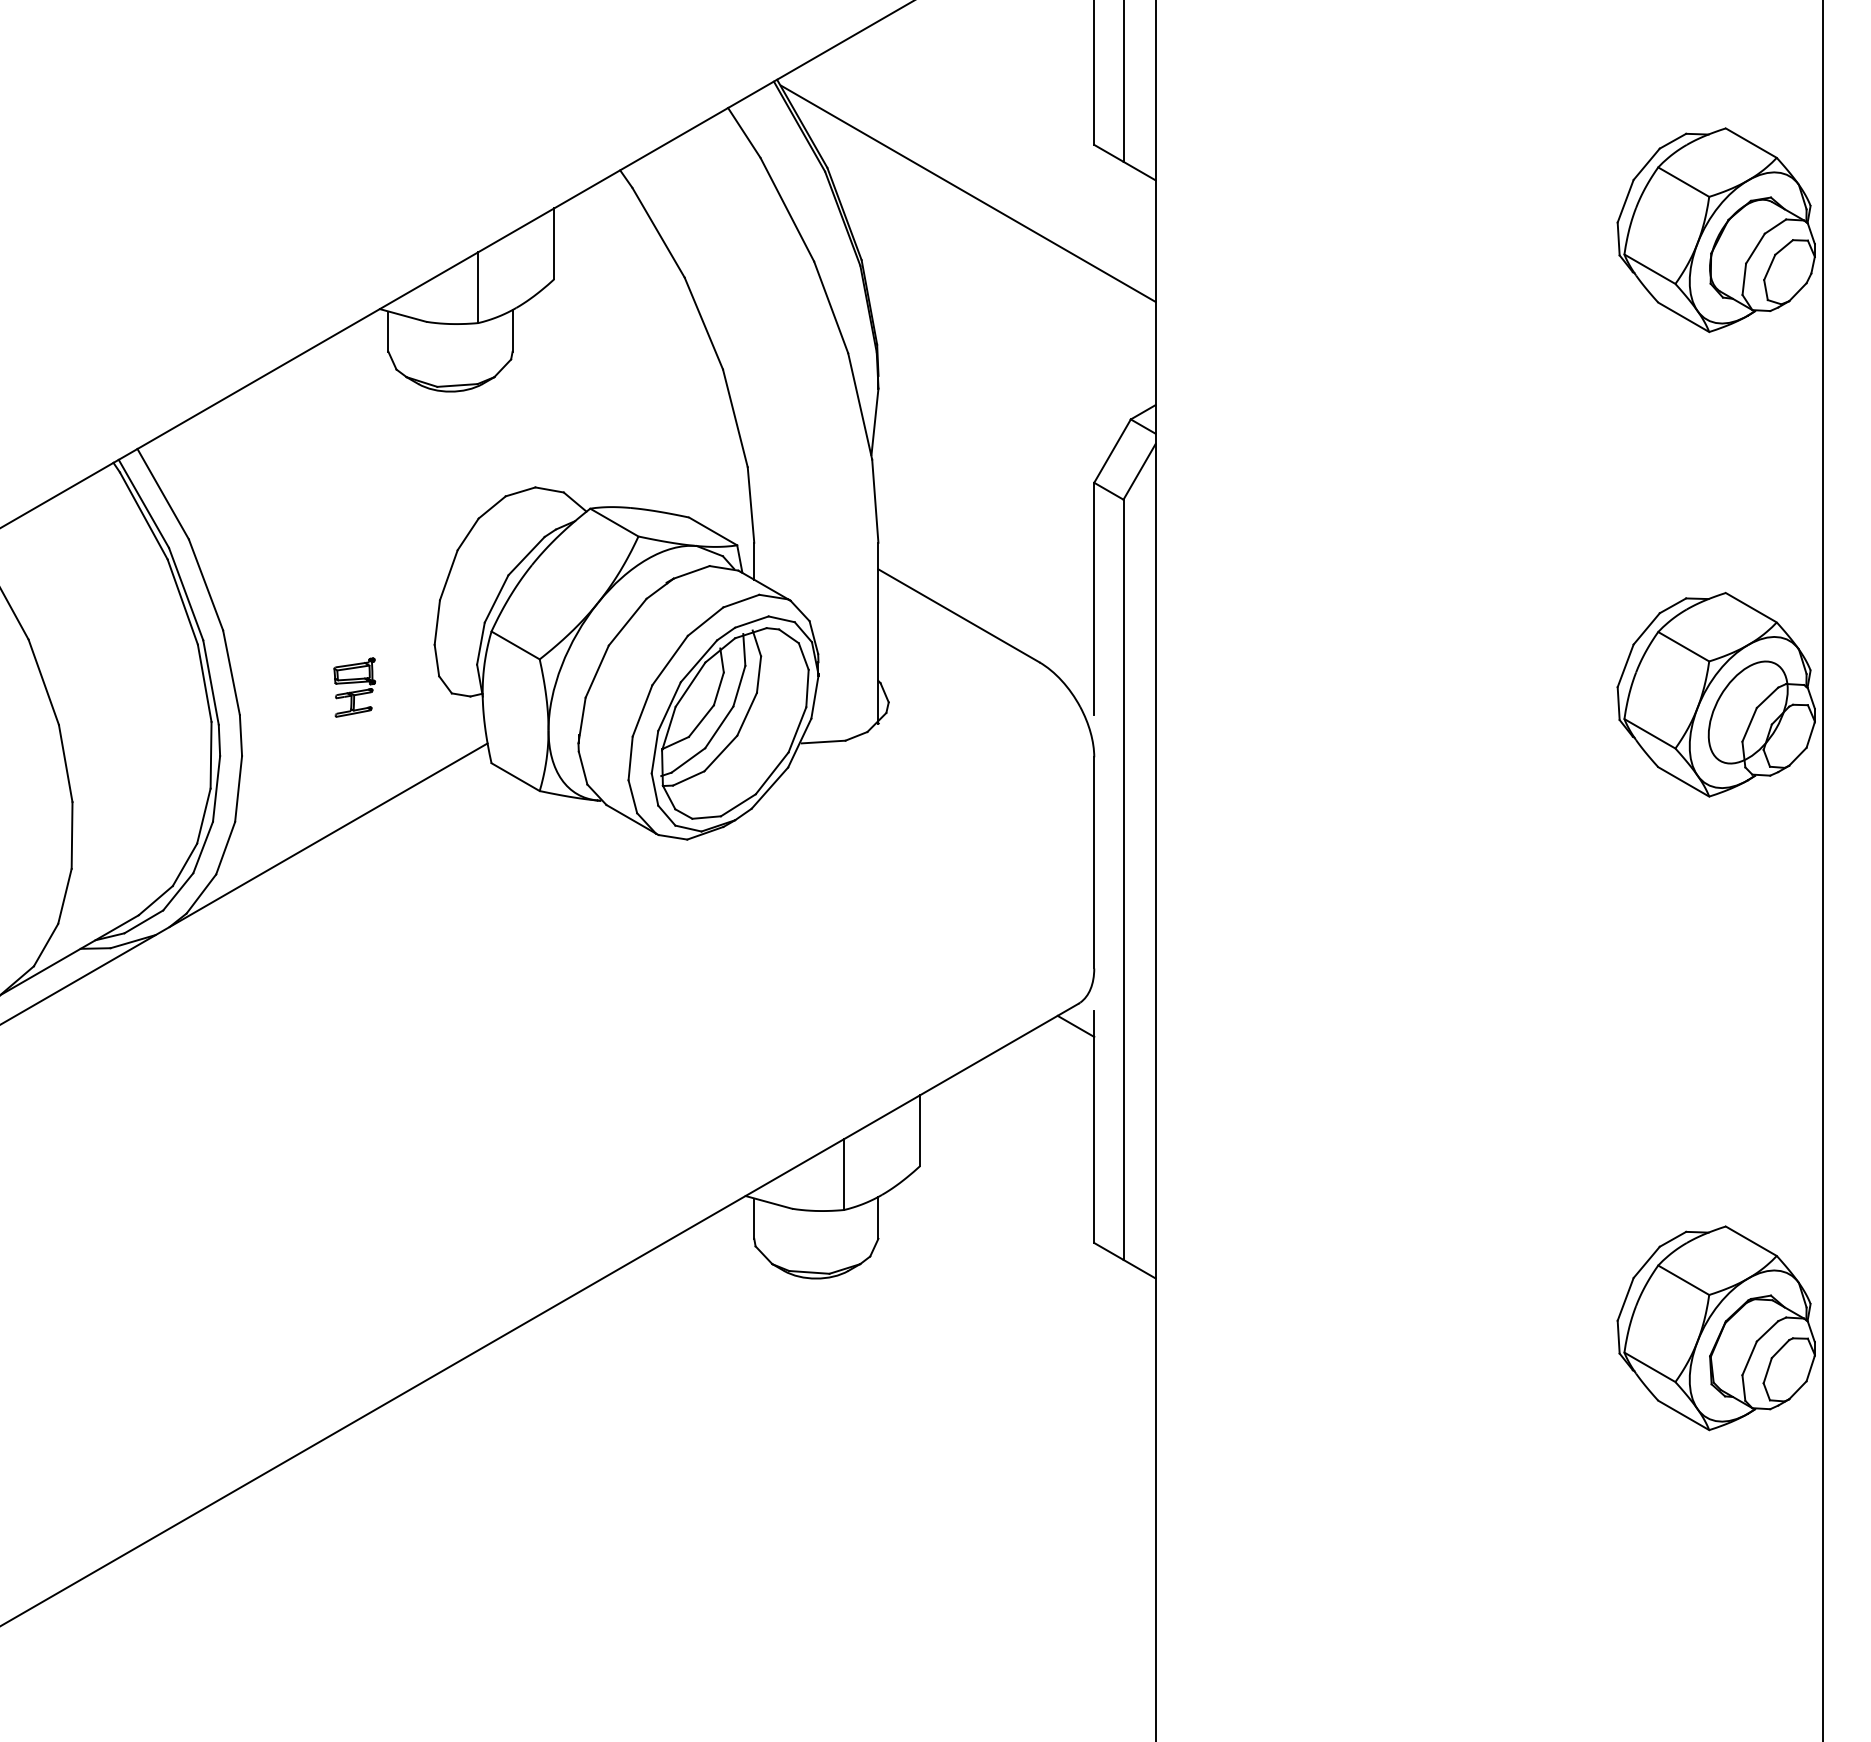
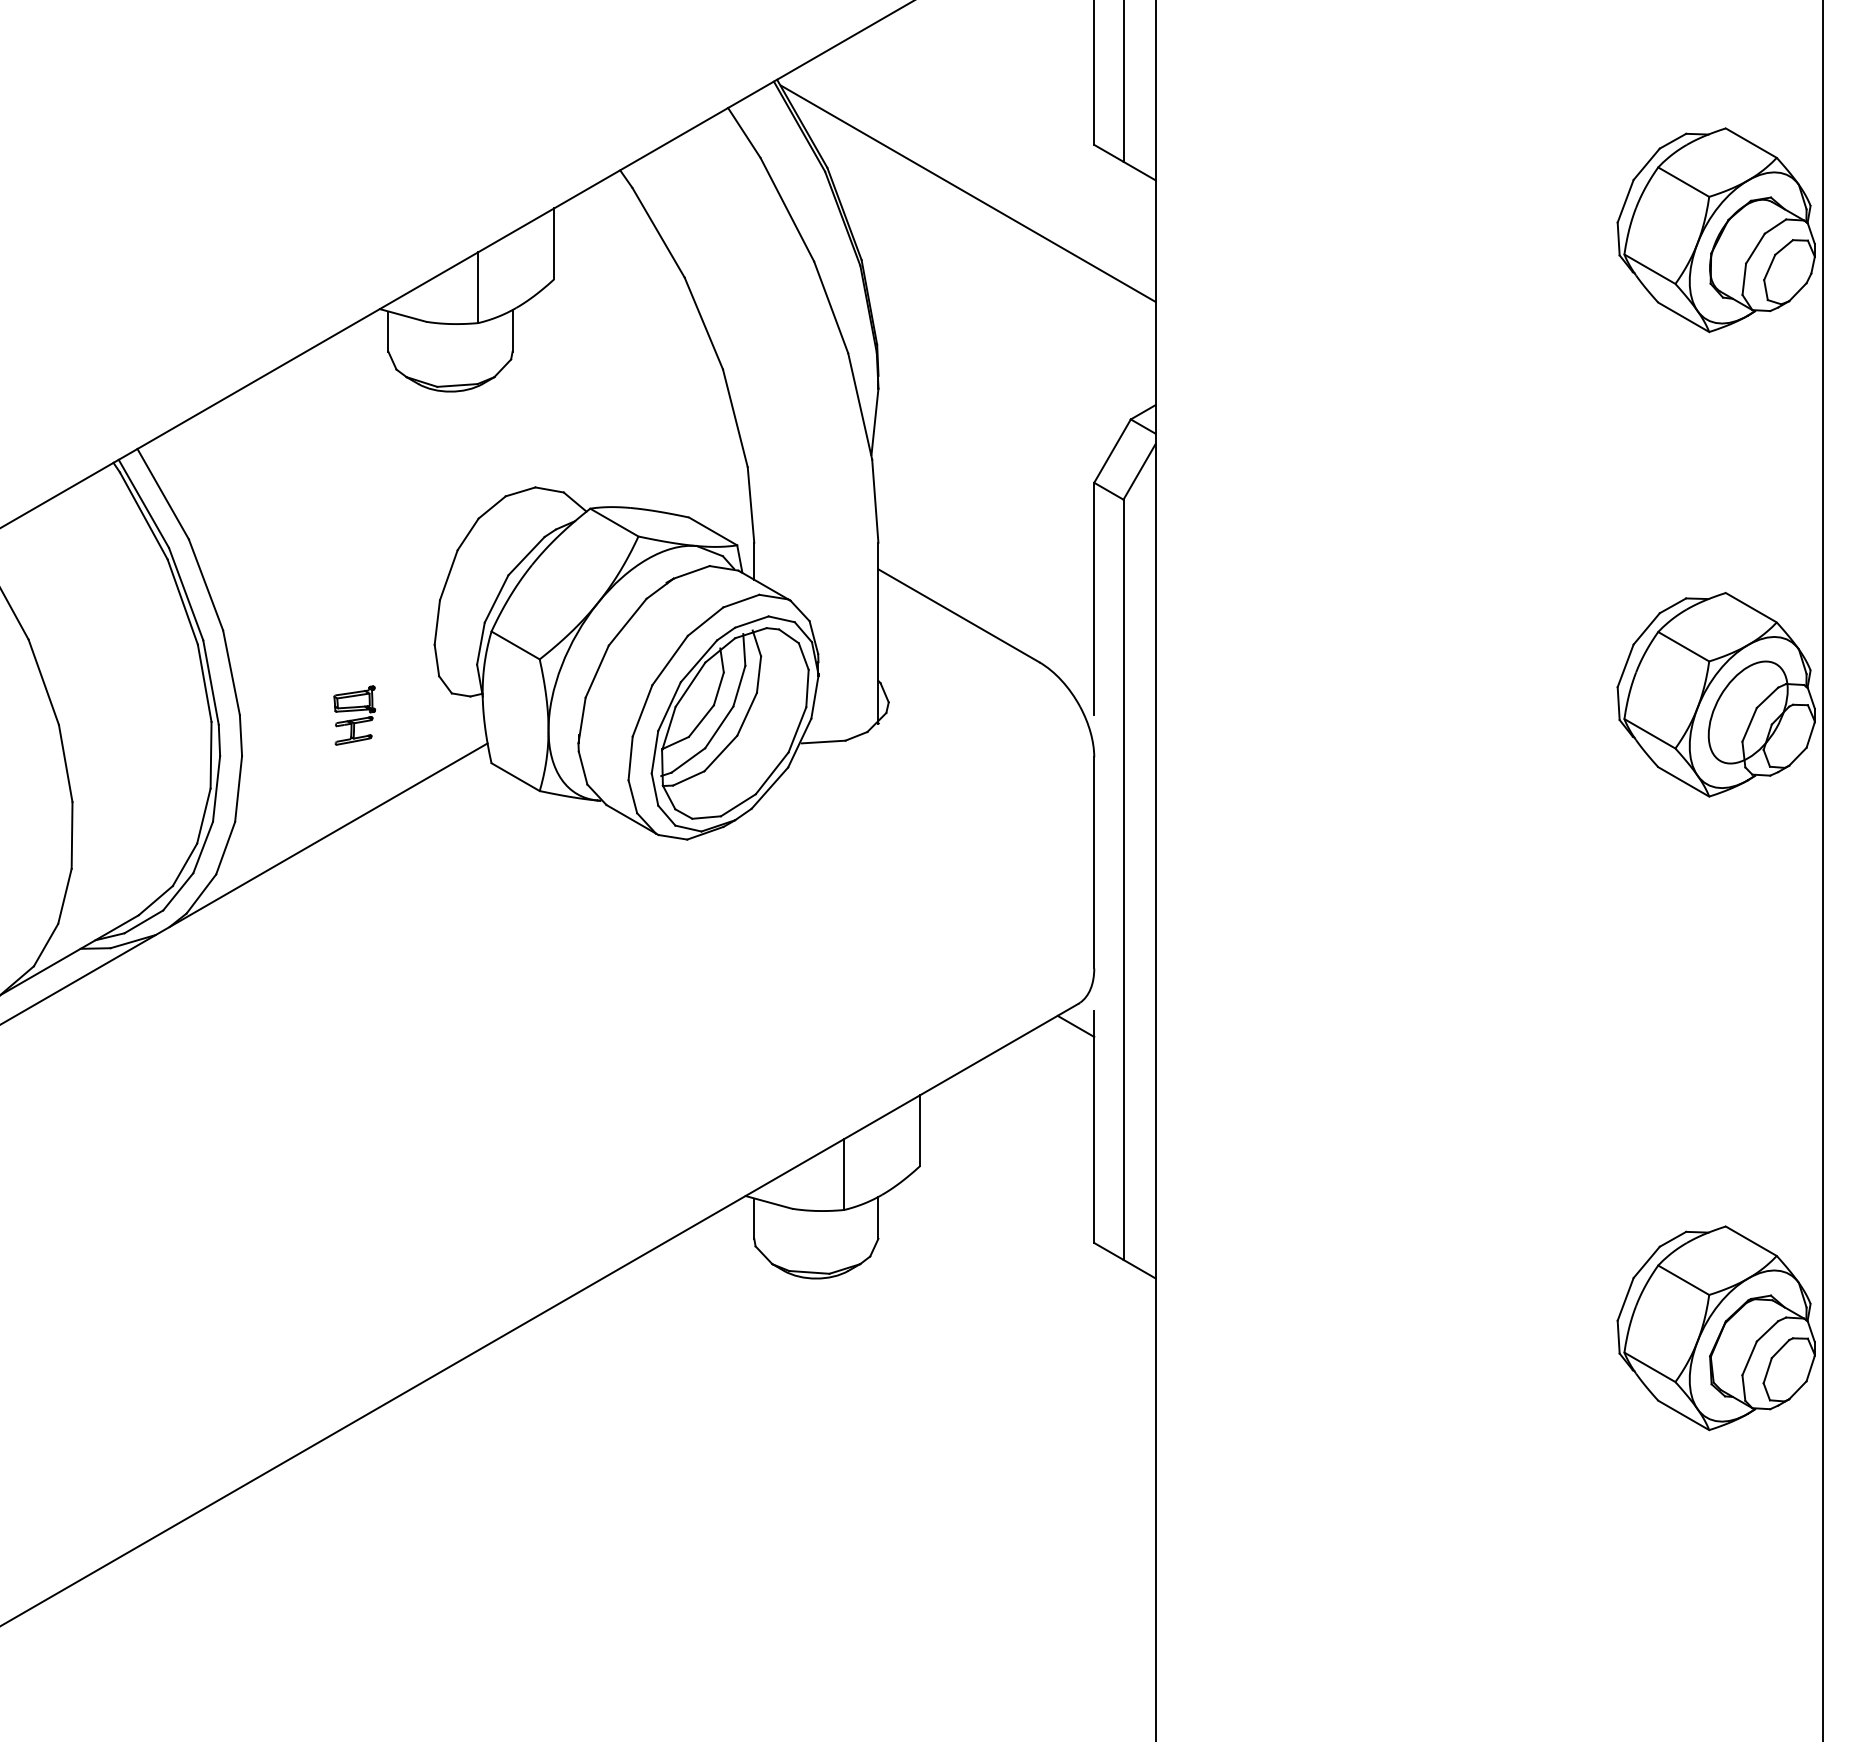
part position: (354, 687) -> (354, 715) (354, 715)
